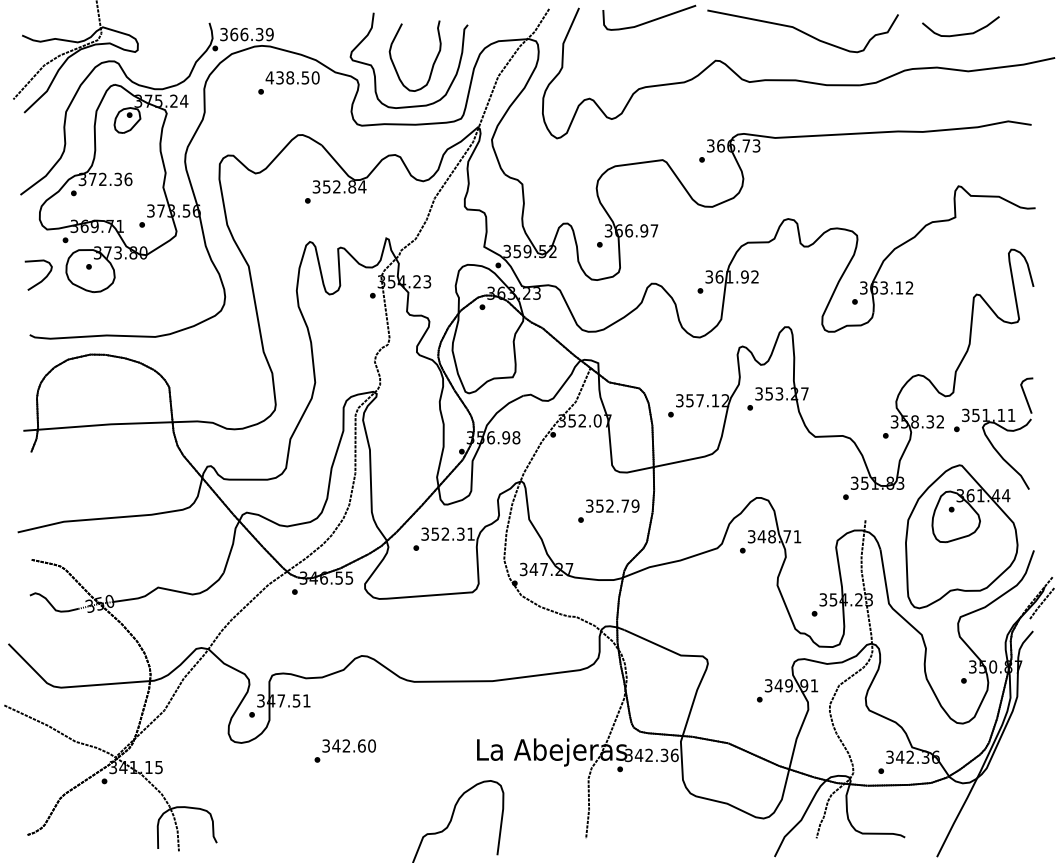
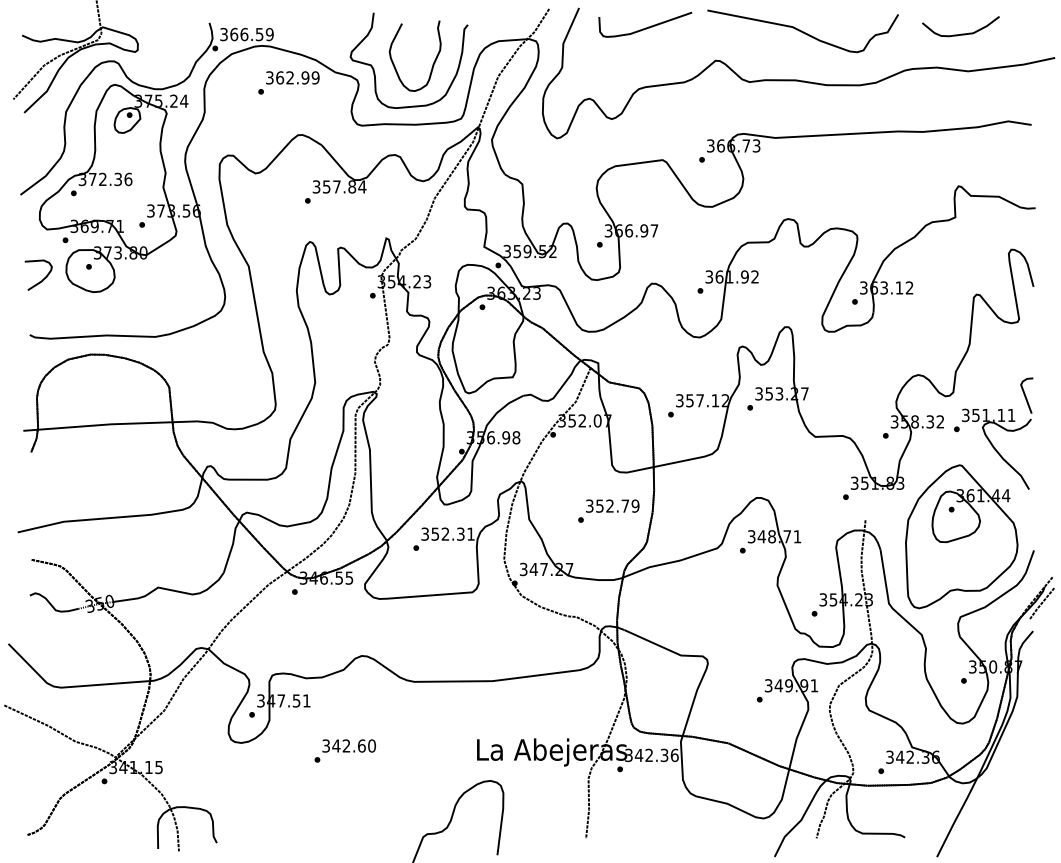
curve position: (649, 20) -> (645, 27) (645, 27)
text: 366.39 -> 366.59 (259, 33)
text: 438.50 -> 362.99 (292, 77)
text: 352.84 -> 357.84 (336, 186)
